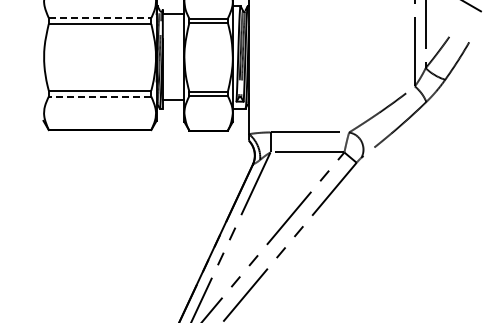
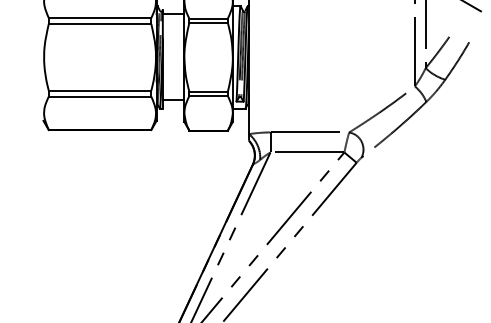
line: dashed -> solid (100, 18)
line: dashed -> solid (99, 96)
